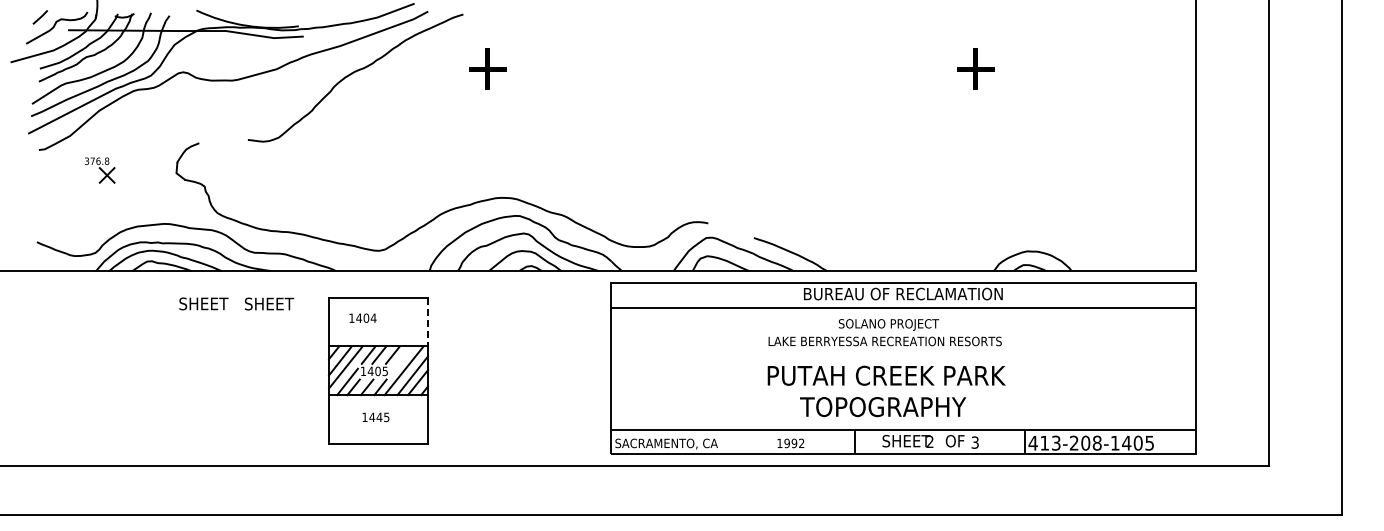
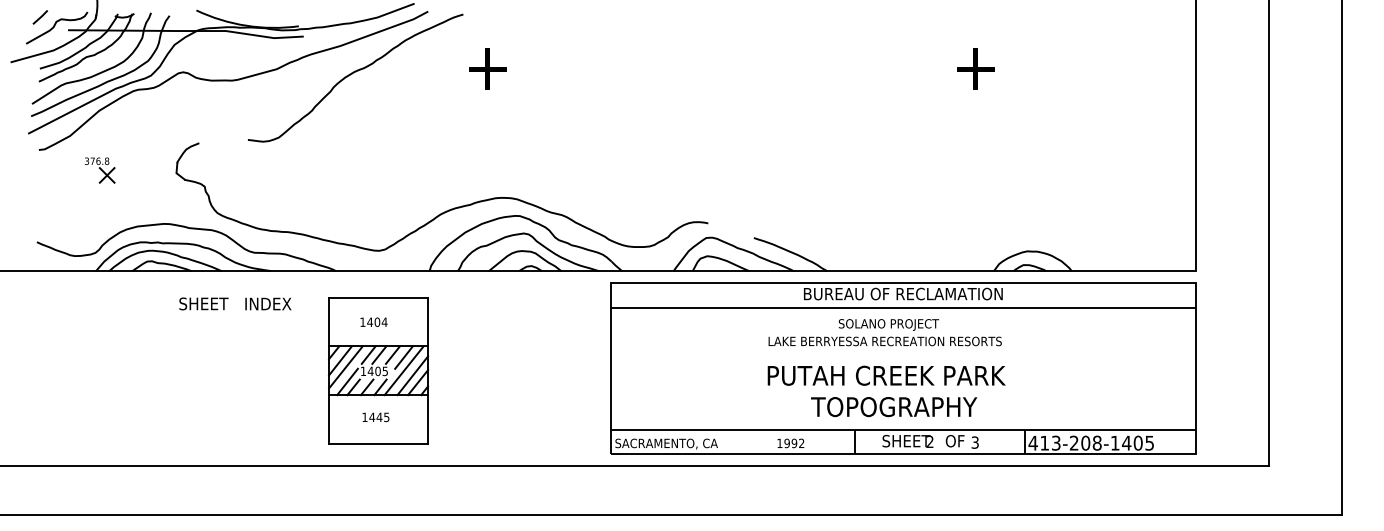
text: SHEET -> INDEX (269, 303)
text position: (362, 317) -> (373, 321) (373, 321)
line: dashed -> solid (428, 322)
line: none -> present (403, 357)
text position: (883, 407) -> (894, 407) (894, 407)
